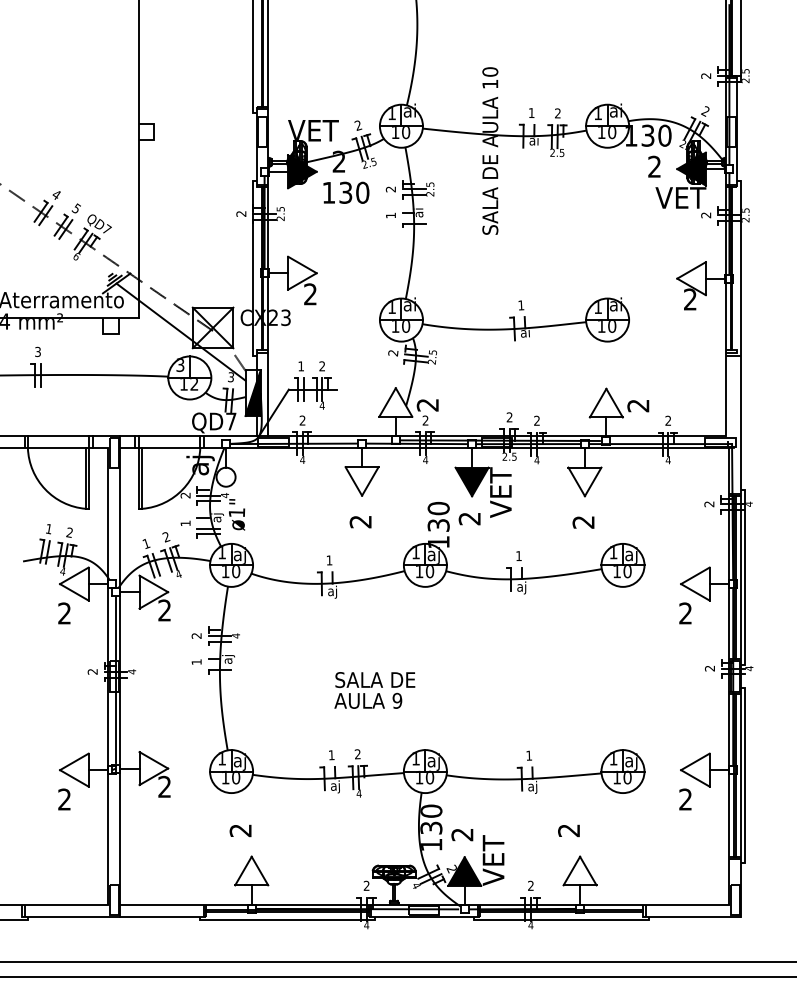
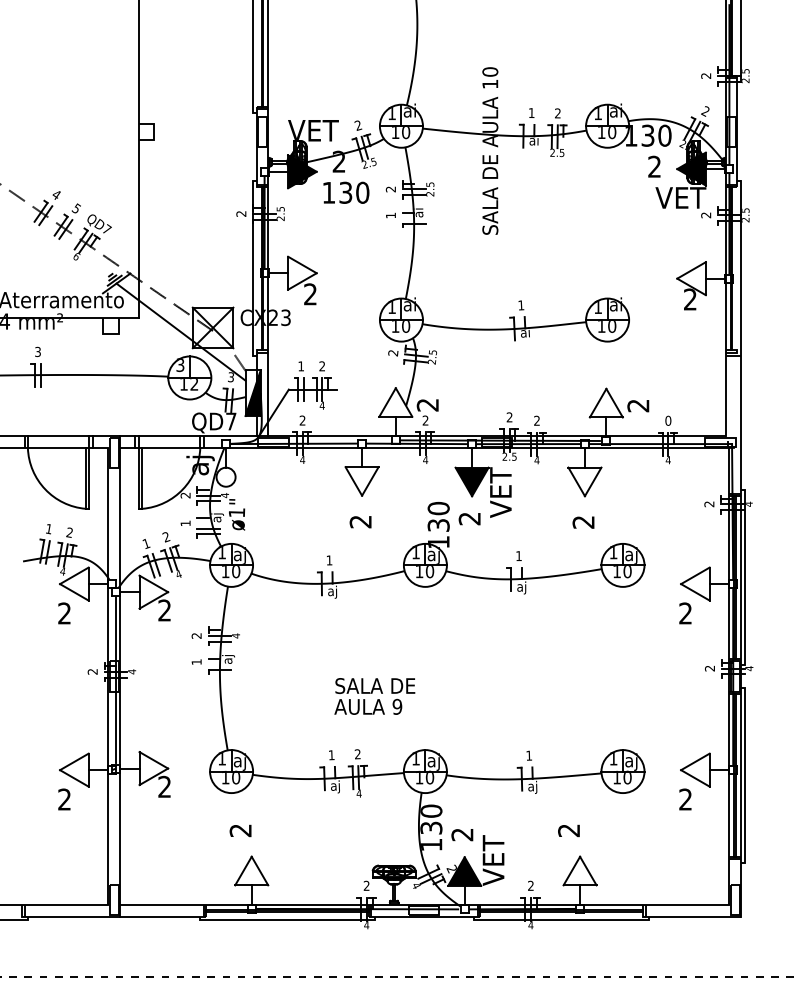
text: 2 -> 0 (668, 420)
text position: (374, 690) -> (374, 696) (374, 696)
line: present -> none (397, 962)
line: solid -> dashed (399, 977)
